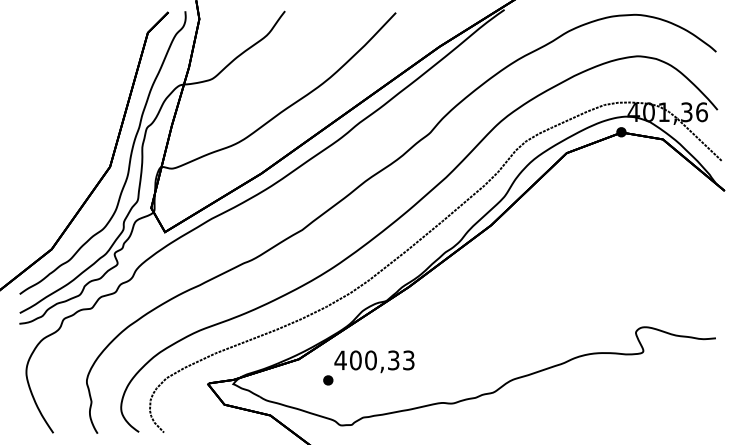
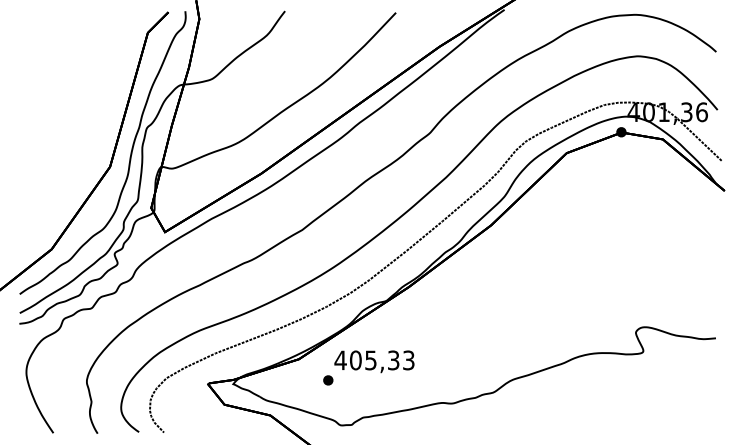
text: 400,33 -> 405,33 (370, 360)
